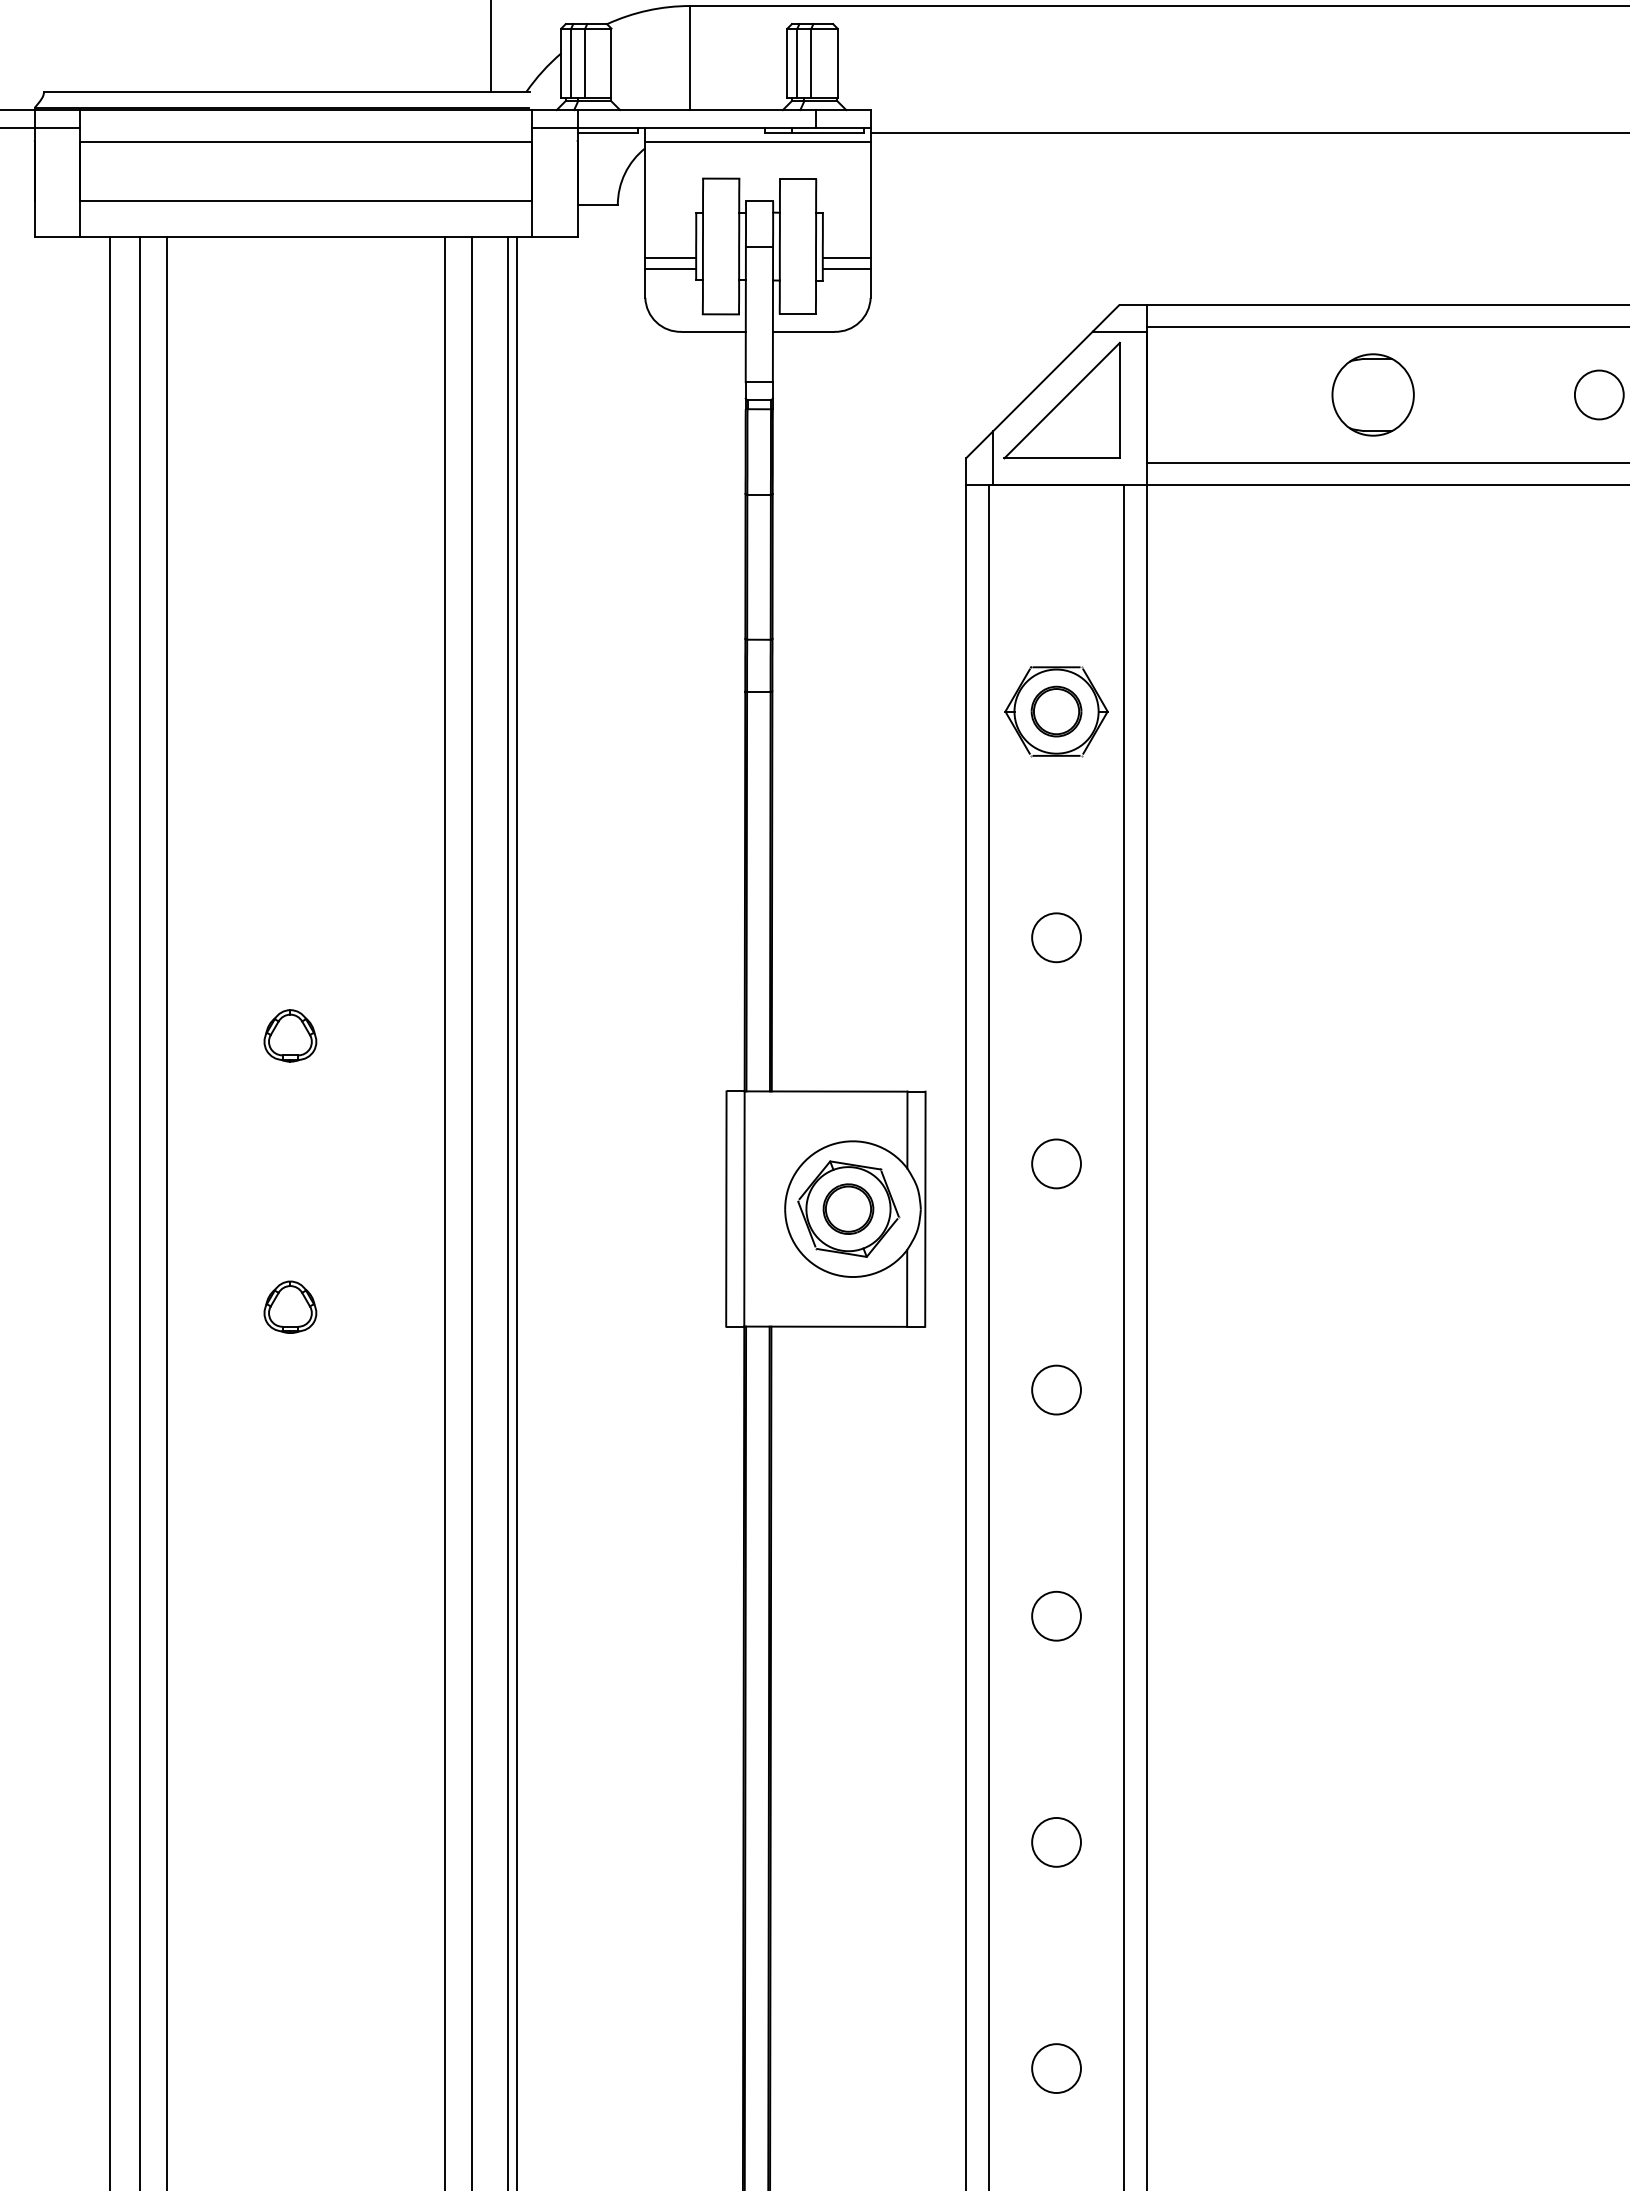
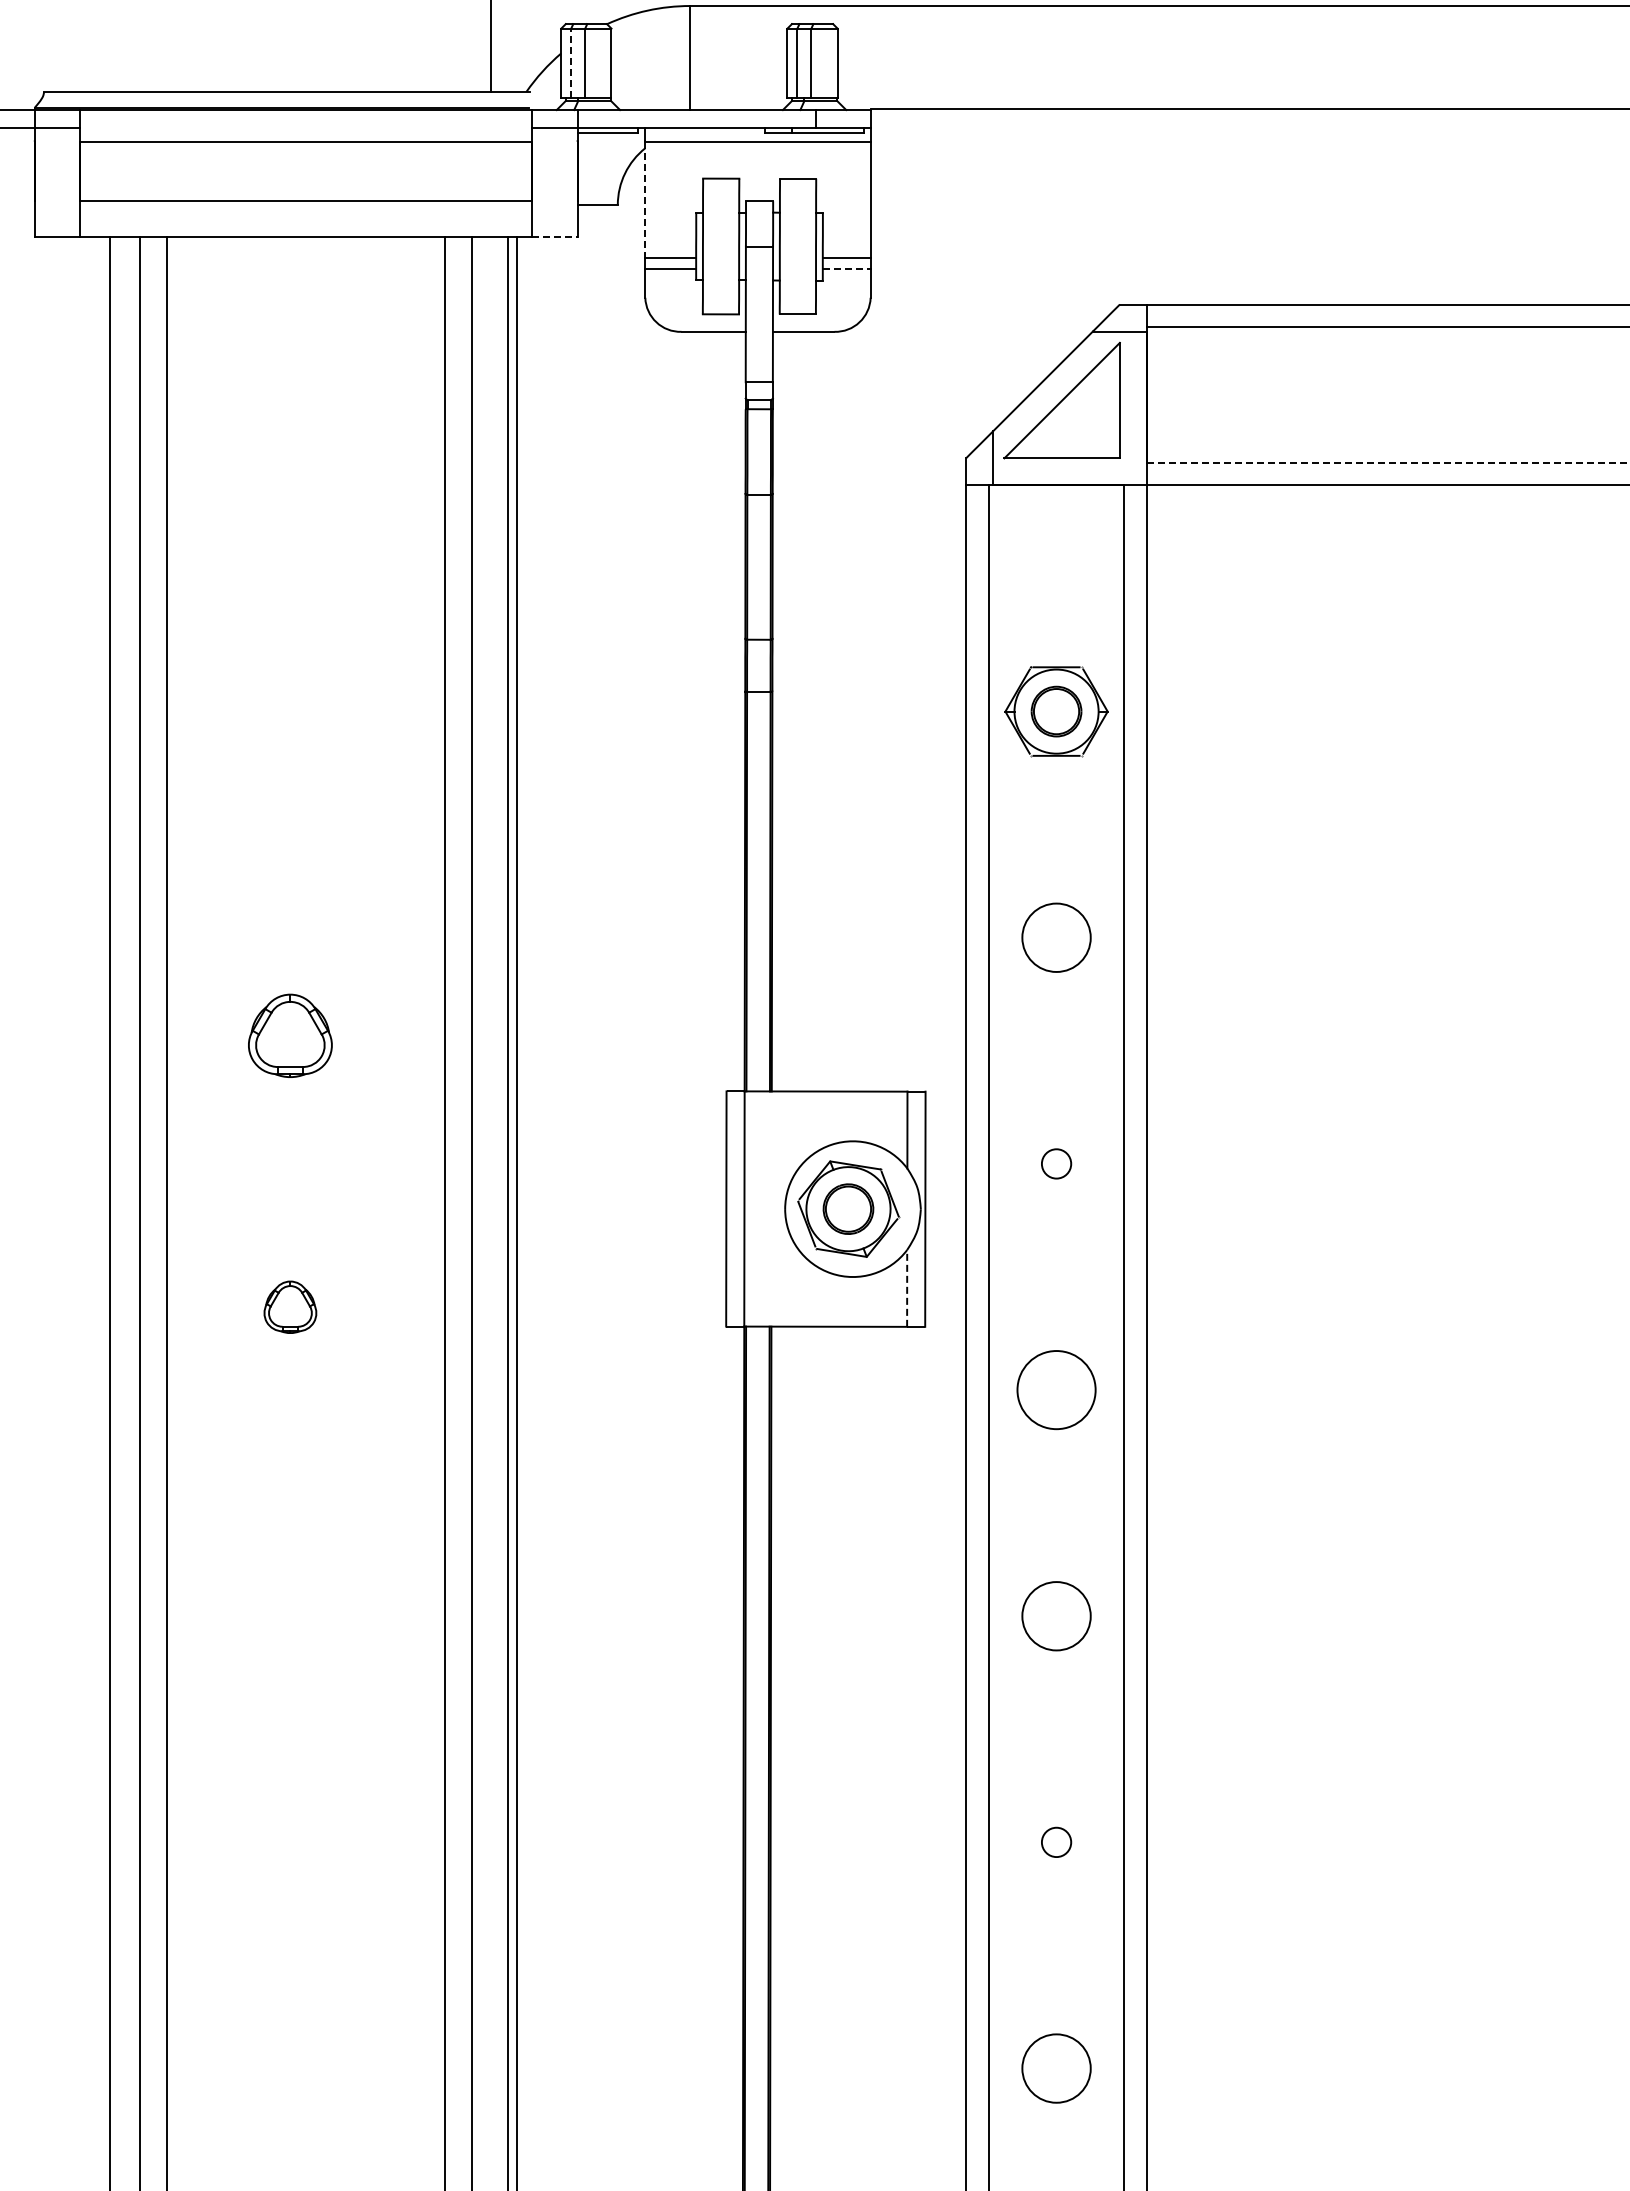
line: solid -> dashed (571, 63)
line position: (1248, 132) -> (1248, 108) (1248, 108)
line: solid -> dashed (645, 200)
line: solid -> dashed (554, 236)
line: solid -> dashed (846, 269)
part: present -> none (1372, 394)
circle: present -> none (1599, 394)
line: solid -> dashed (1388, 462)
circle diameter: 49 px -> 68 px (1056, 937)
part size: 55x54 px -> 85x85 px (290, 1035)
circle diameter: 49 px -> 29 px (1056, 1163)
line: solid -> dashed (907, 1287)
circle diameter: 49 px -> 78 px (1056, 1390)
circle diameter: 49 px -> 68 px (1056, 1616)
circle diameter: 49 px -> 29 px (1056, 1842)
circle diameter: 49 px -> 68 px (1056, 2068)
